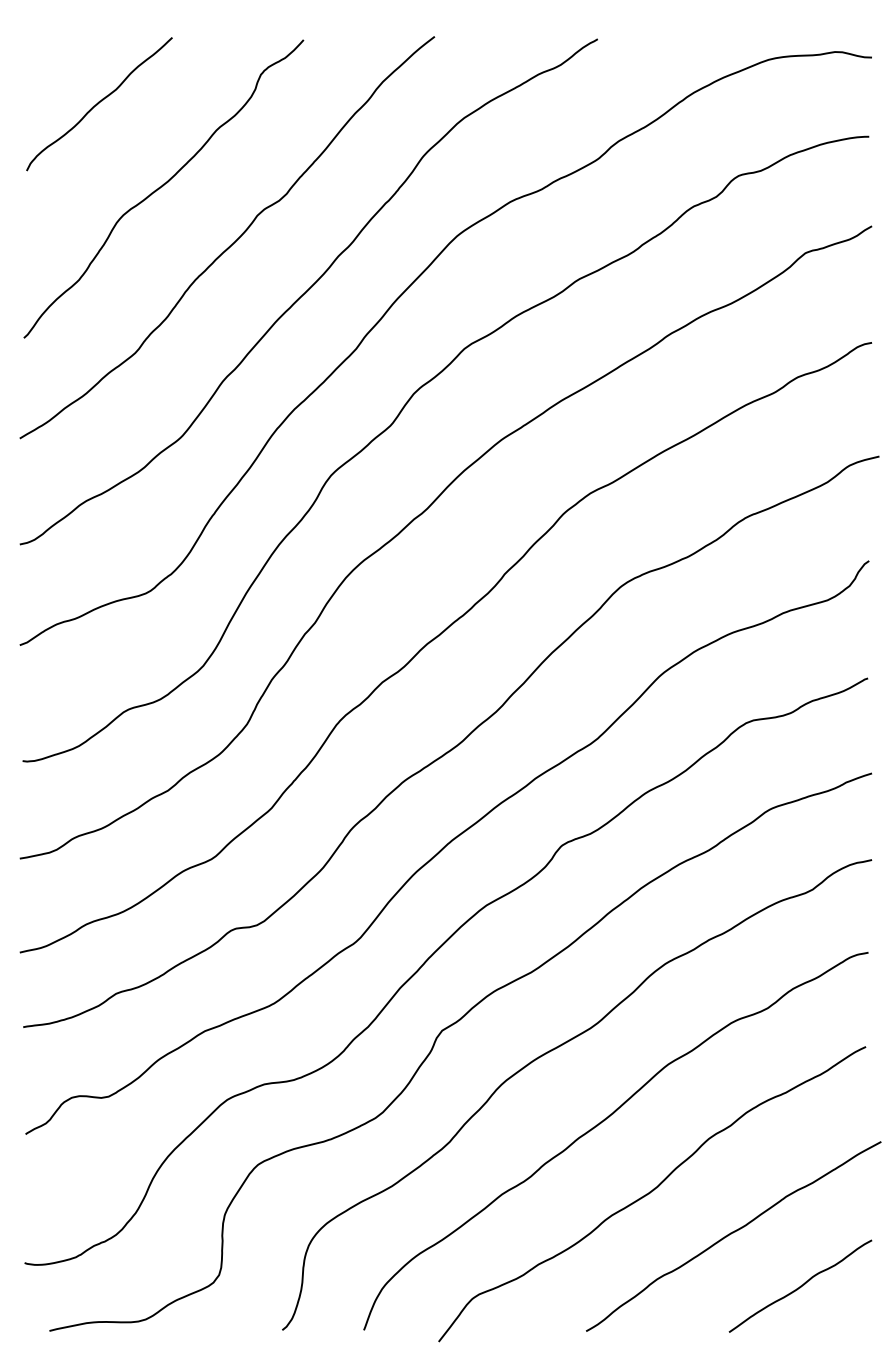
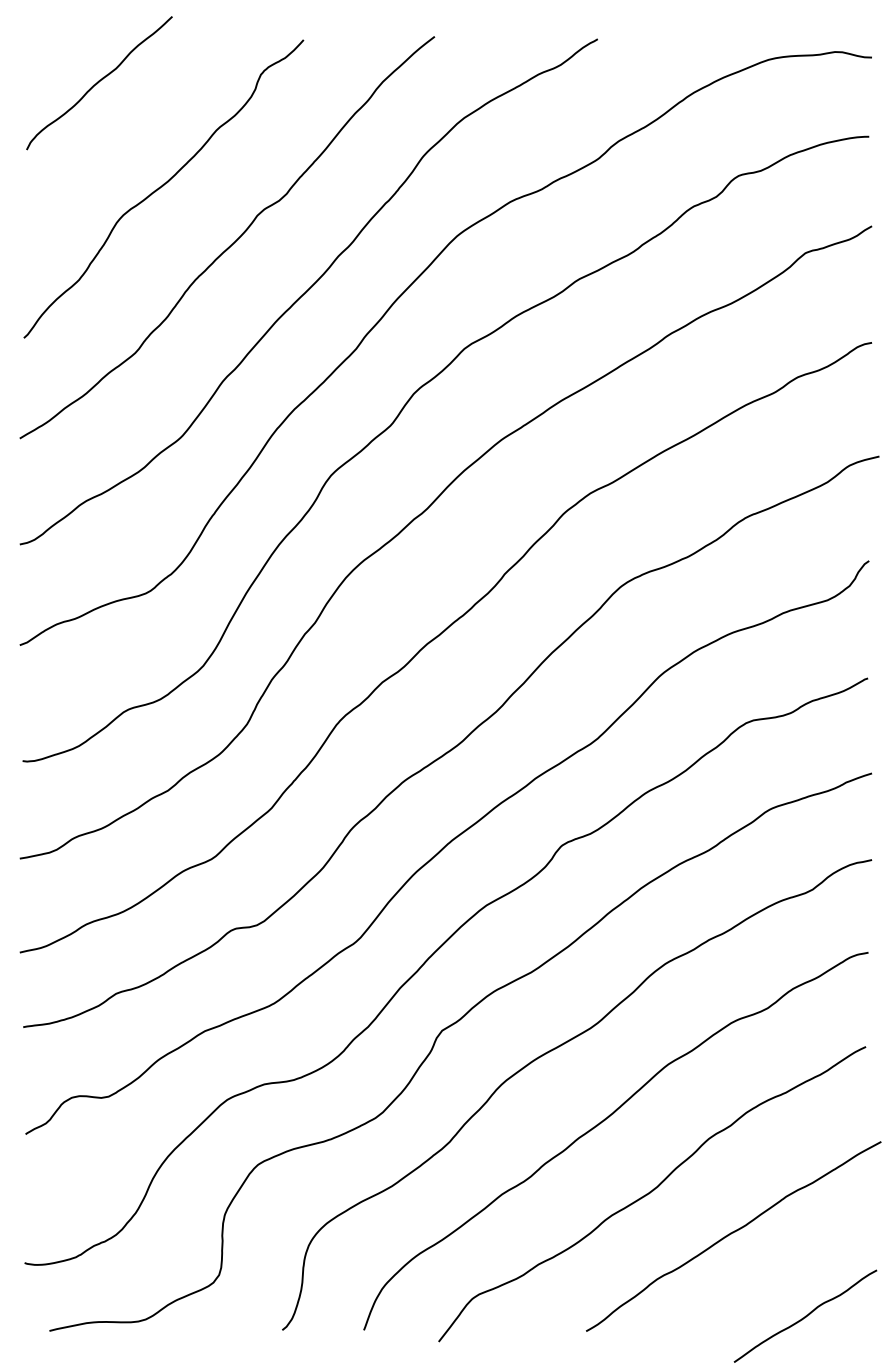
curve position: (99, 103) -> (99, 82) (99, 82)
curve position: (800, 1285) -> (805, 1315) (805, 1315)
